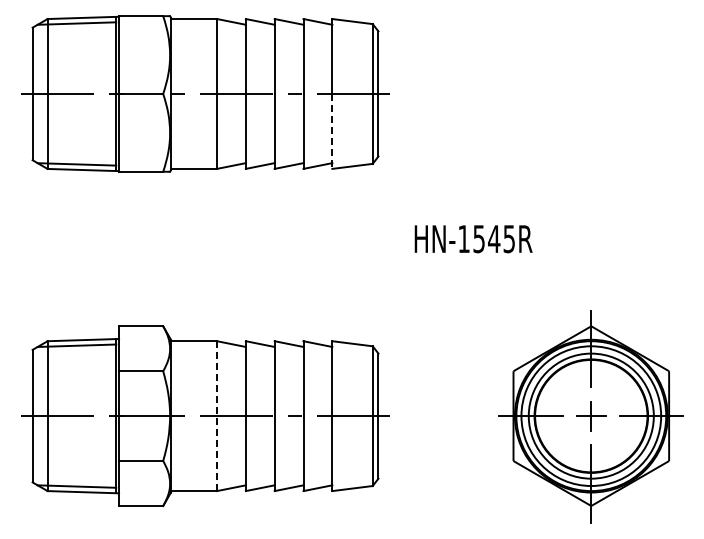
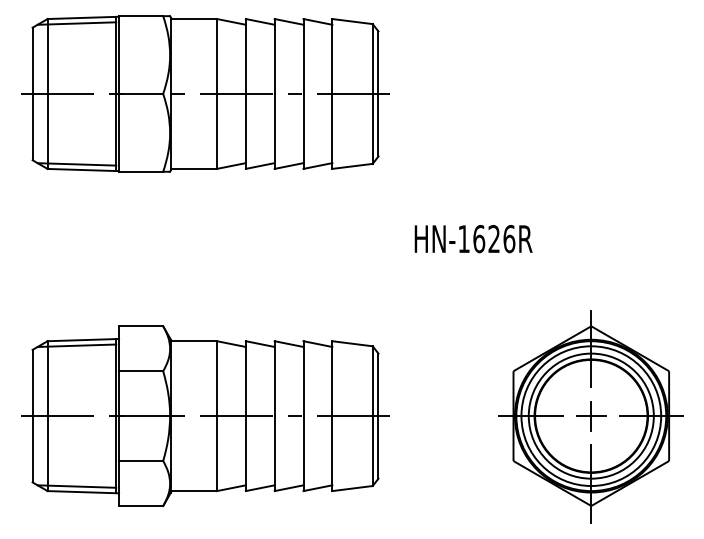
line: dashed -> solid (332, 131)
text: HN-1545R -> HN-1626R (494, 238)
line: dashed -> solid (217, 416)
